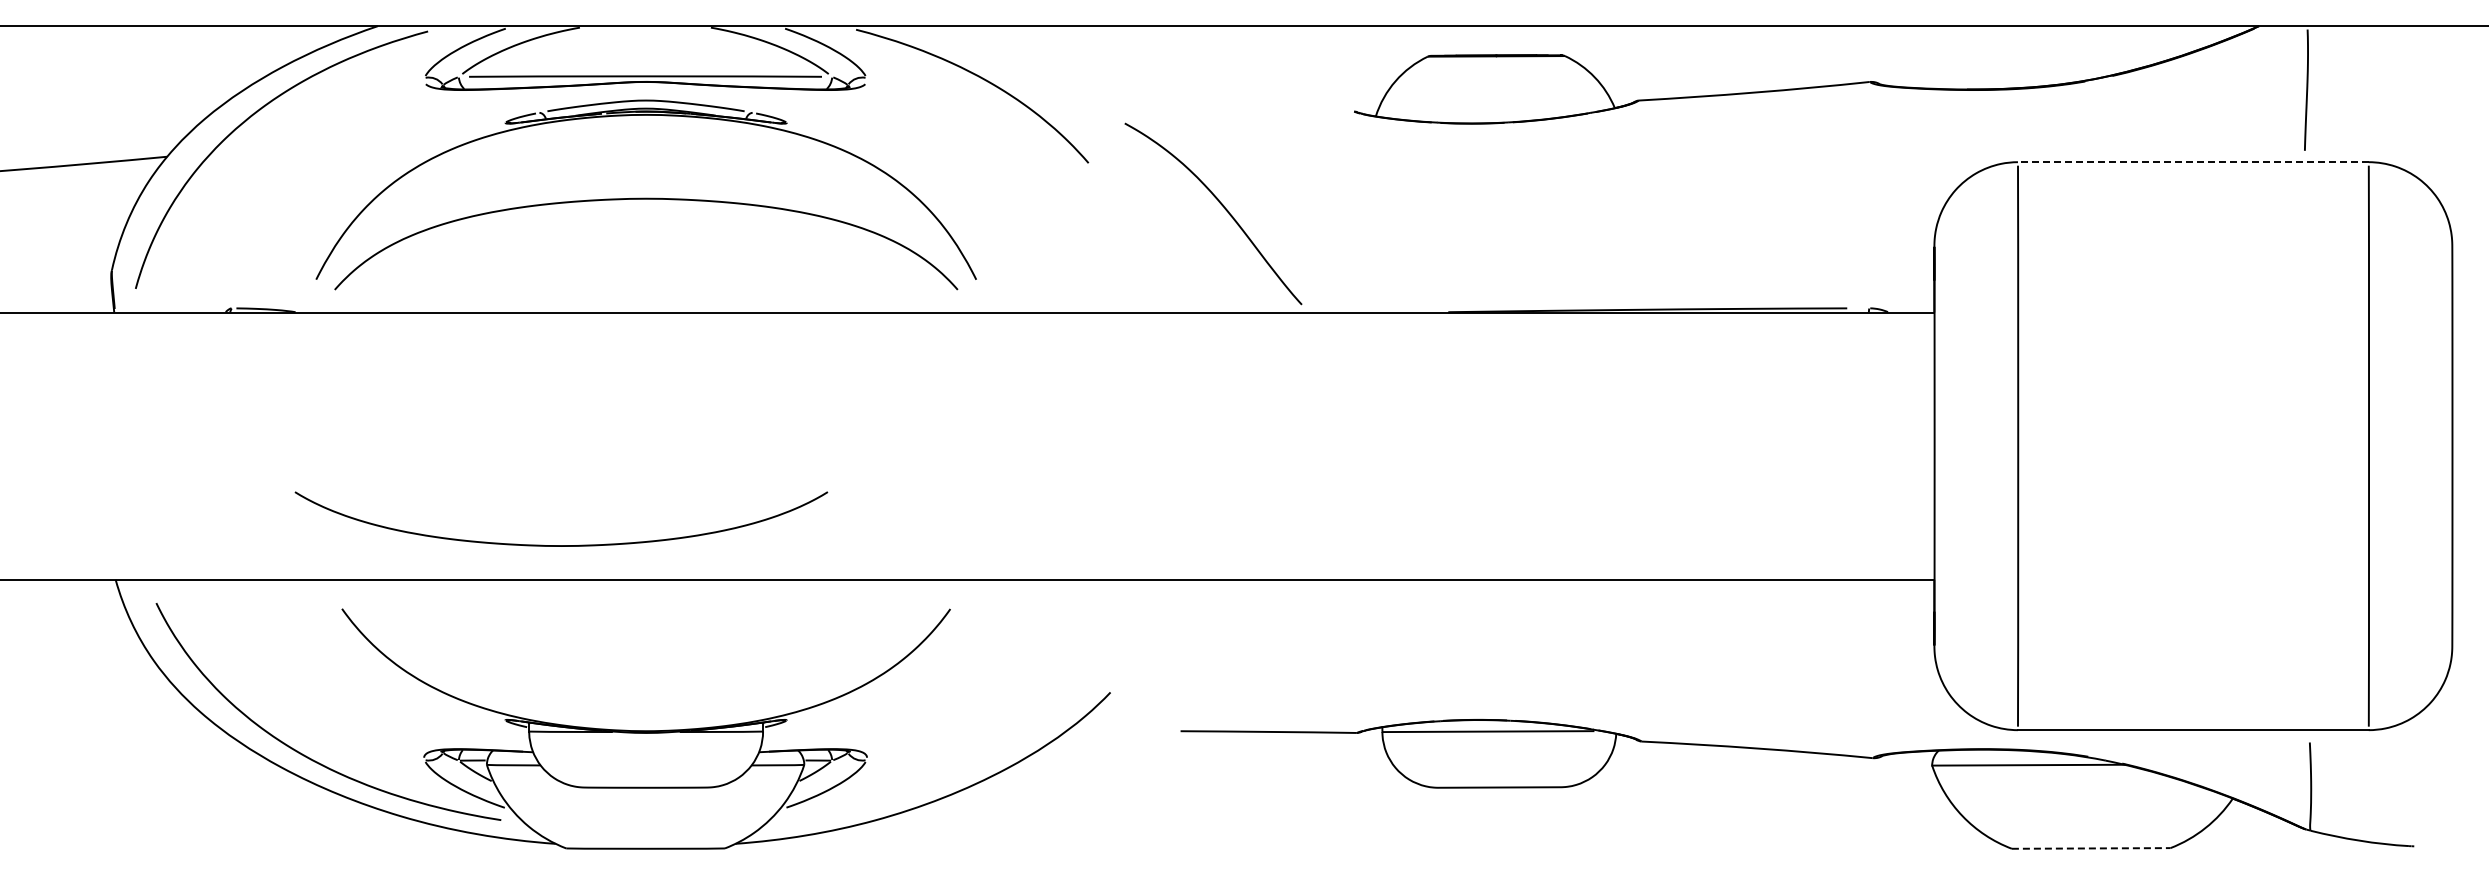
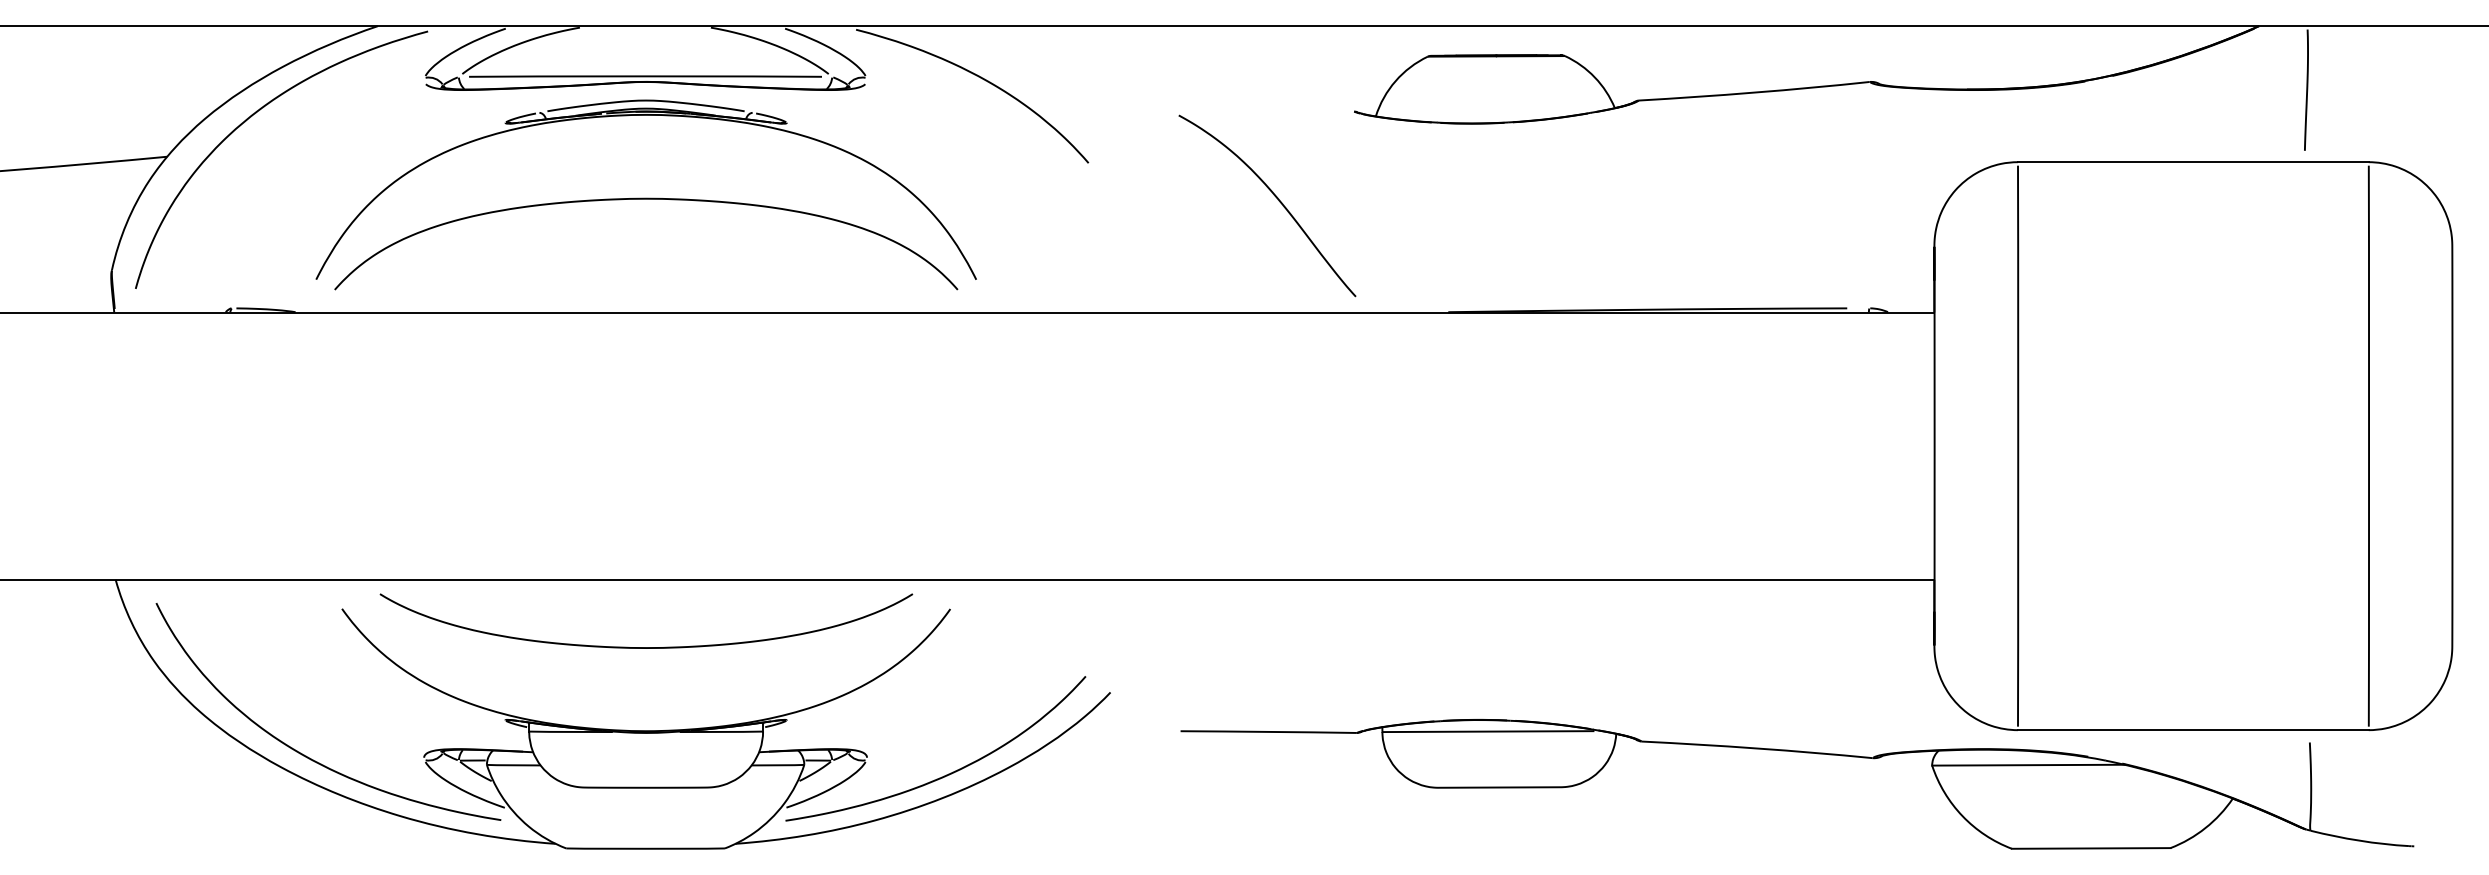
line: dashed -> solid (2192, 162)
curve position: (1221, 205) -> (1275, 197) (1275, 197)
curve position: (561, 545) -> (646, 647) (646, 647)
curve: none -> present (948, 773)
line: dashed -> solid (2091, 848)
